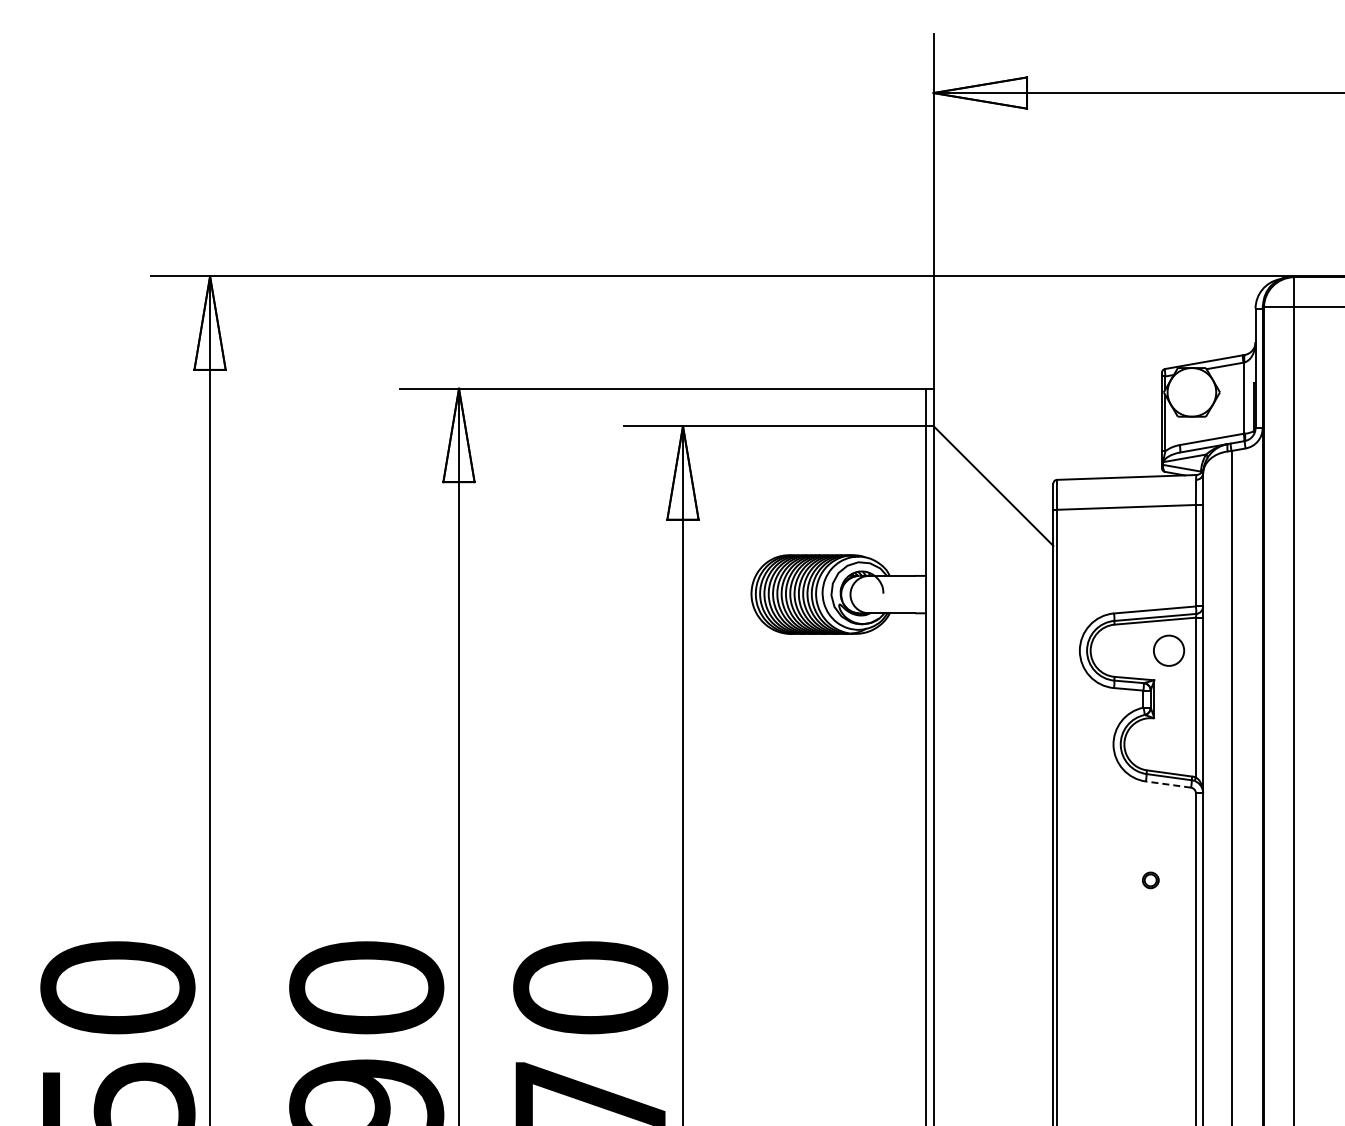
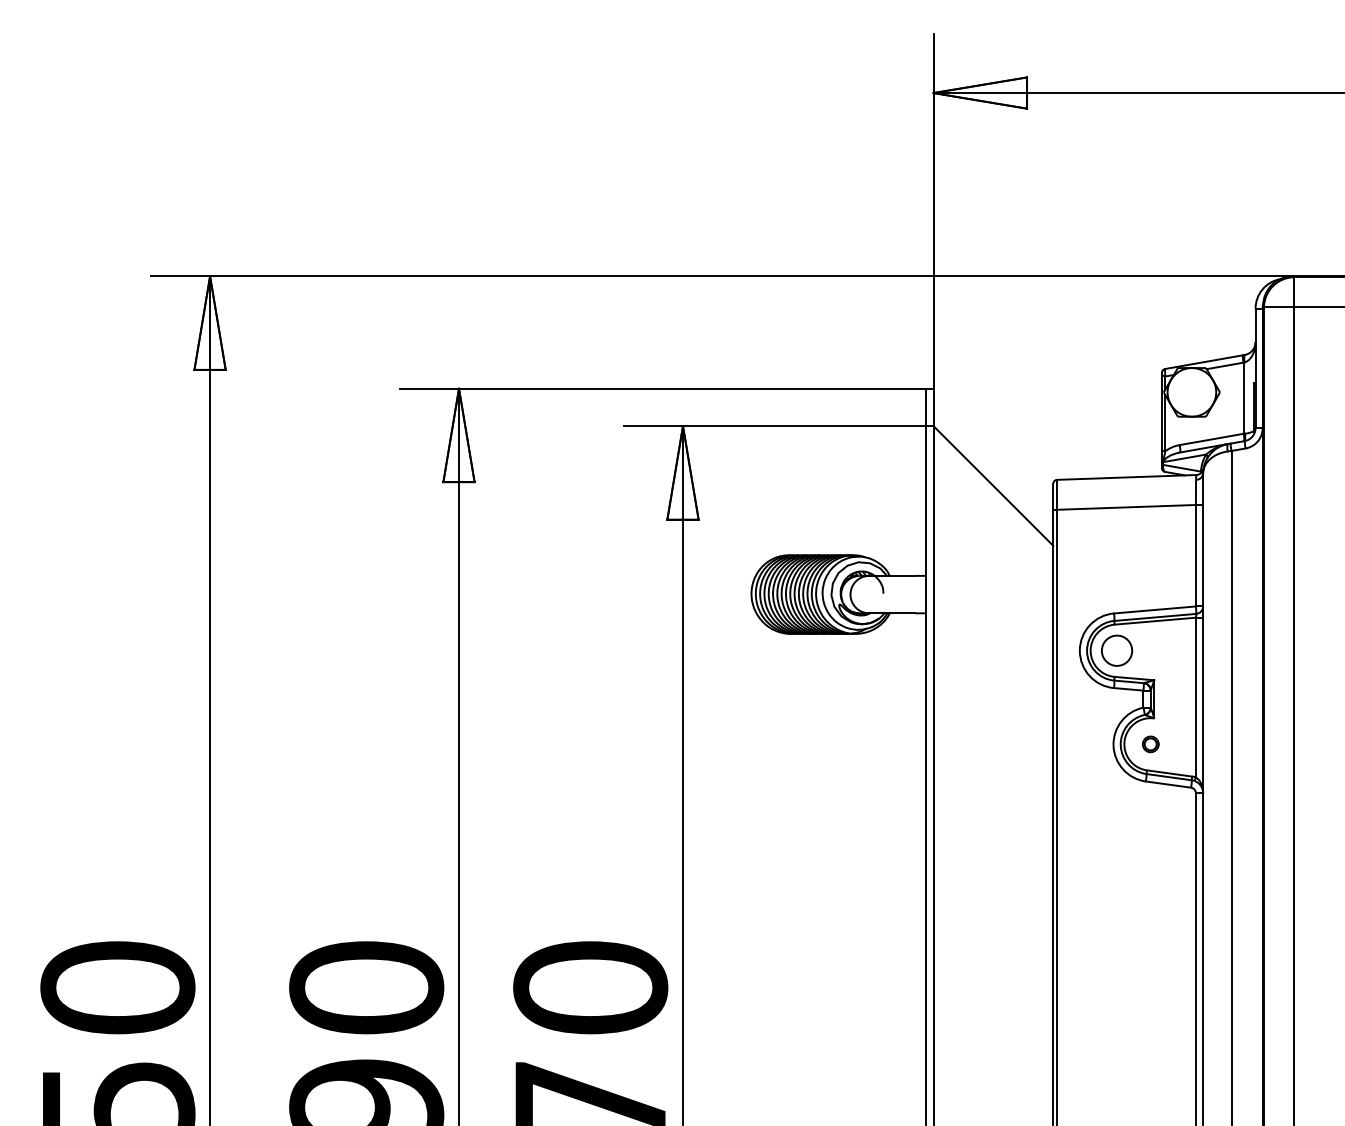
circle position: (1169, 650) -> (1117, 650) (1117, 650)
line: dashed -> solid (1168, 784)
part position: (1150, 880) -> (1150, 744) (1150, 744)
